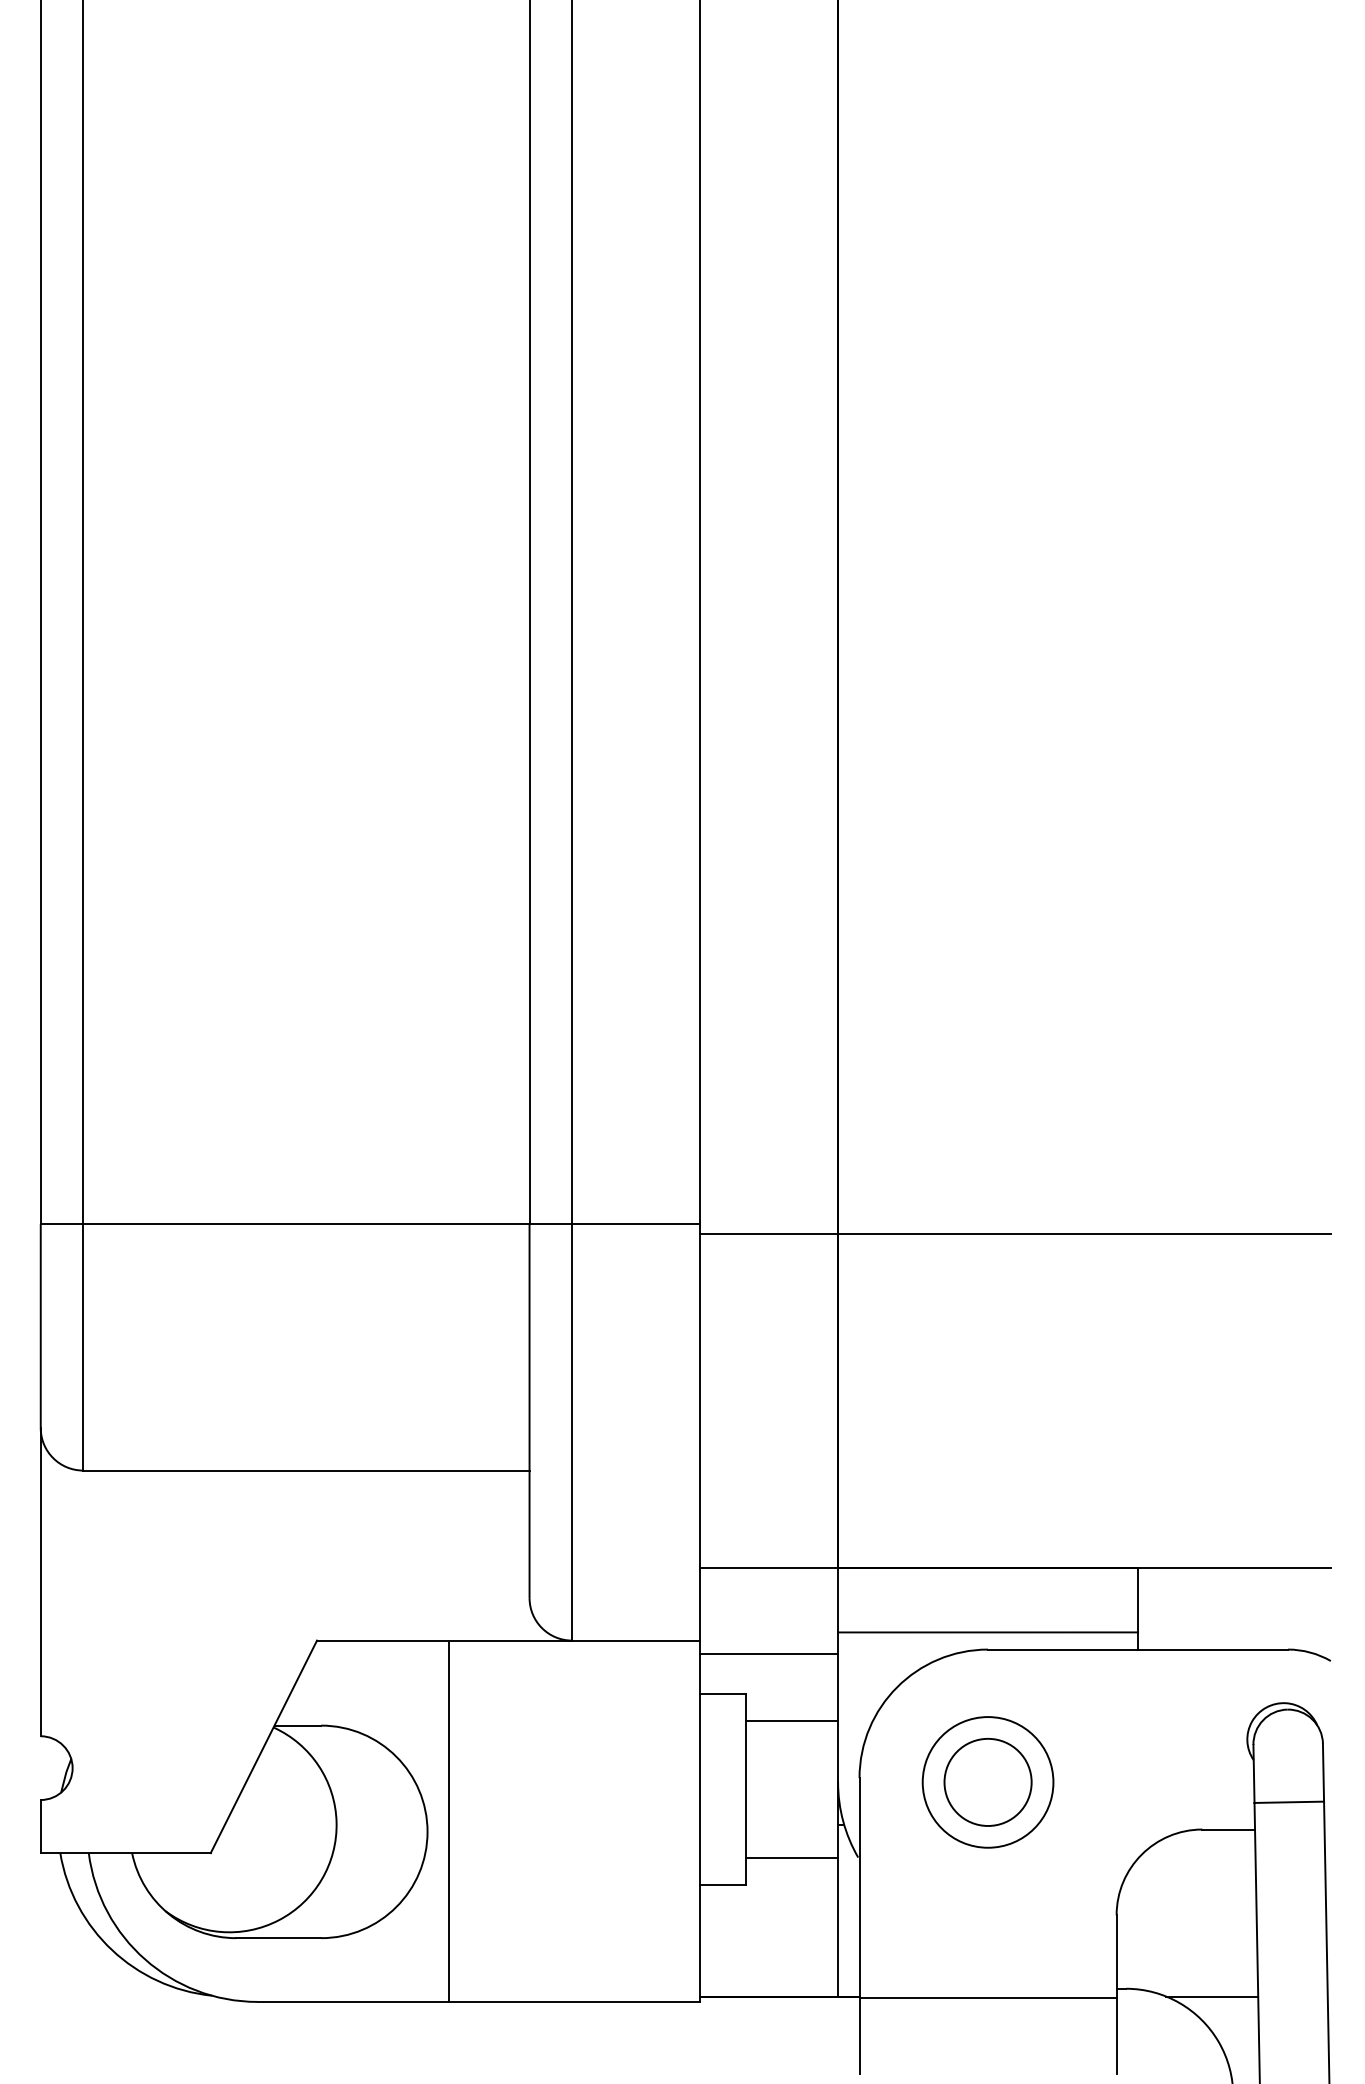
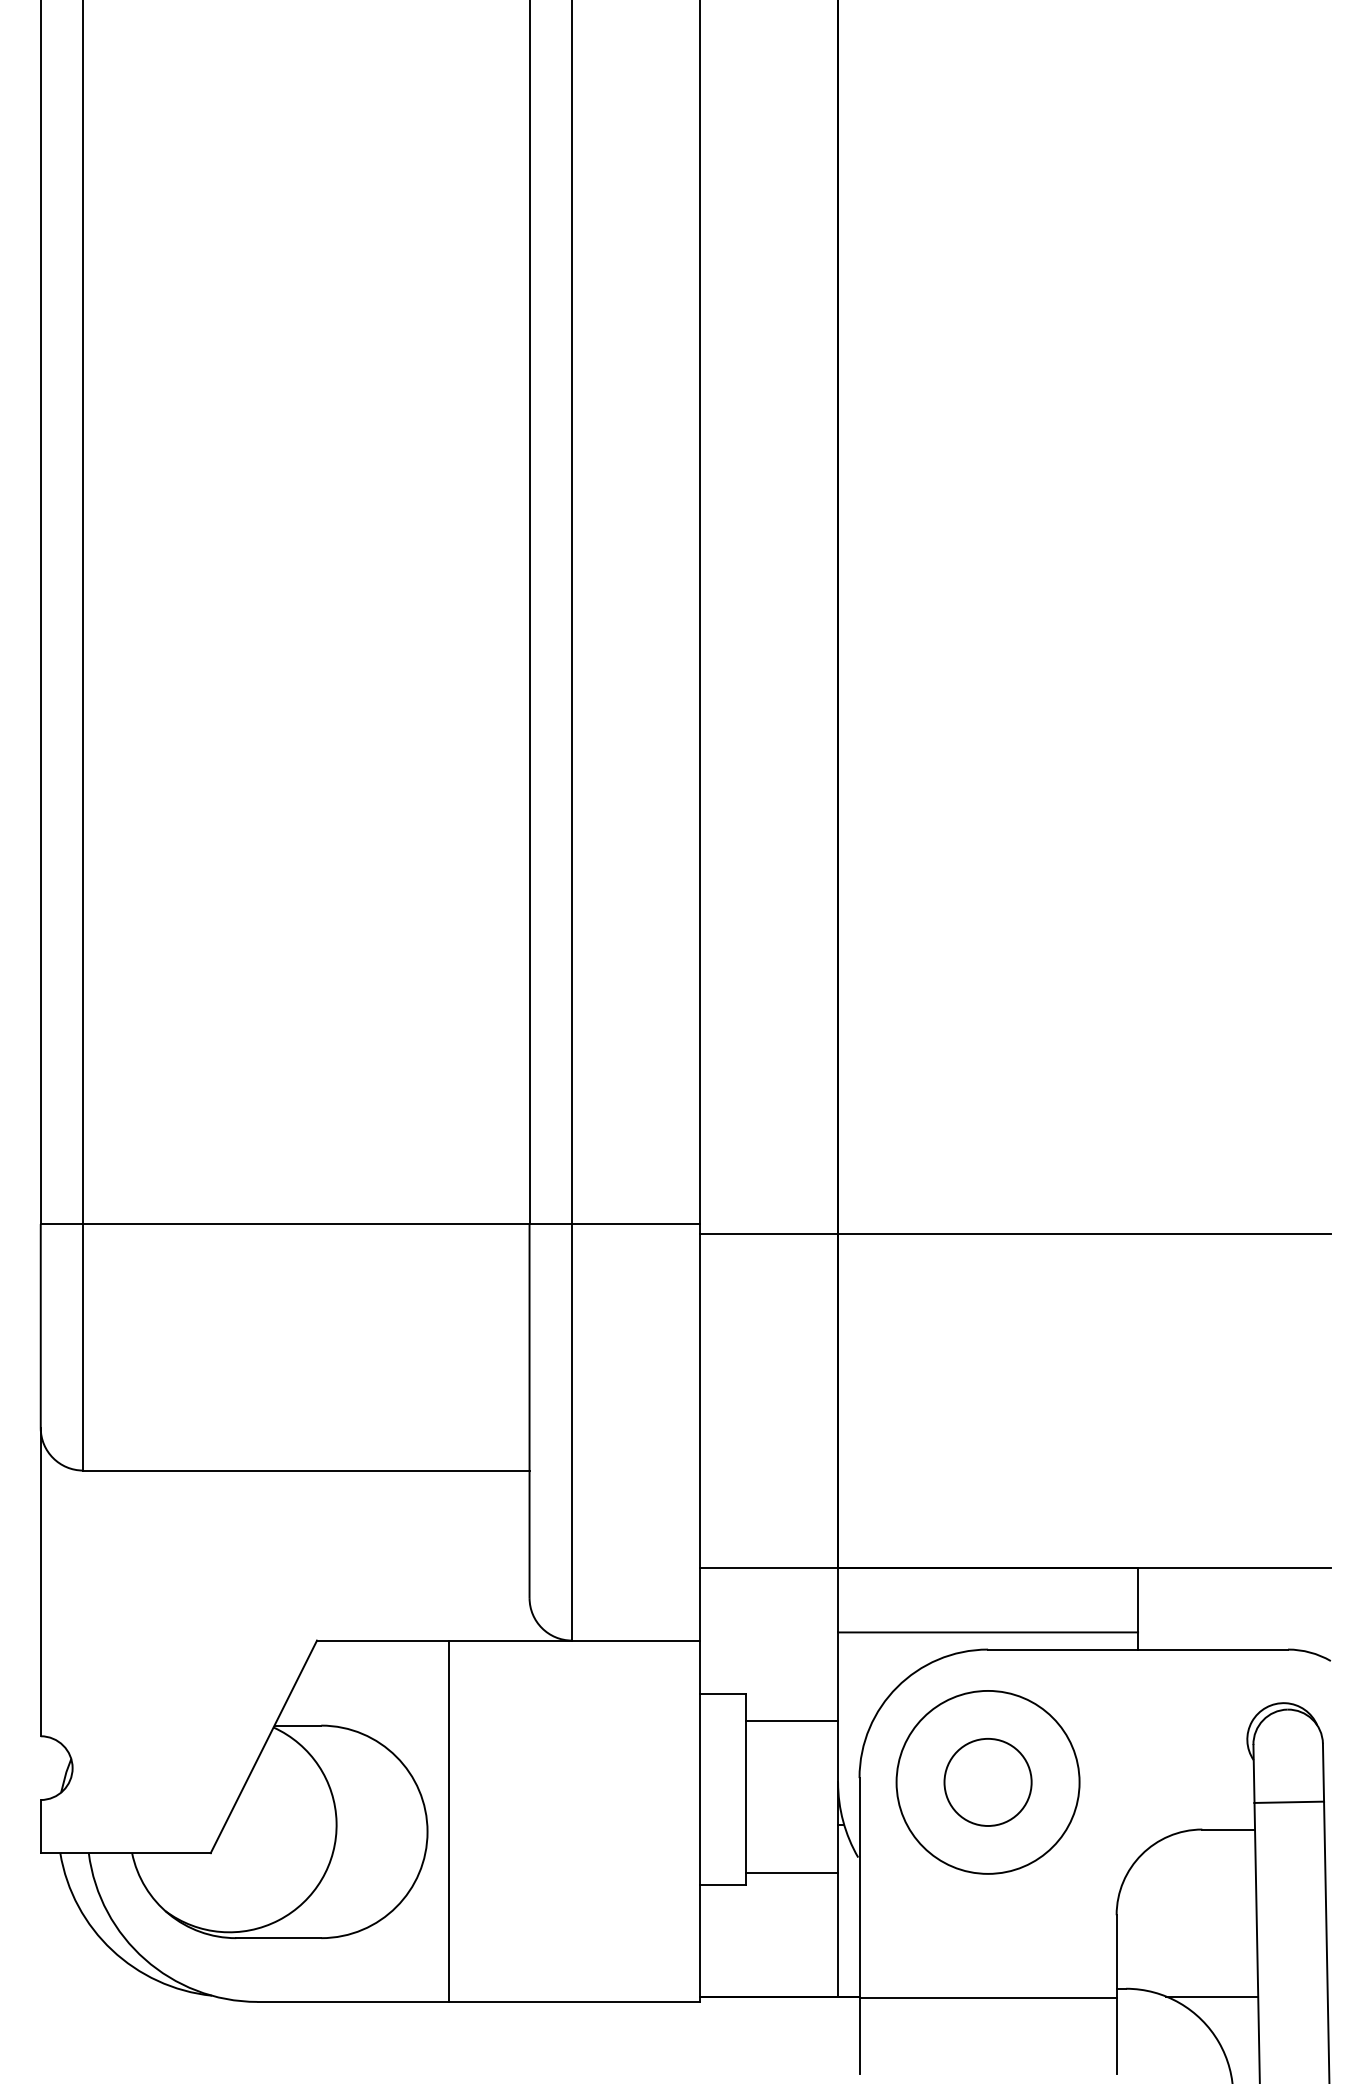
line: present -> none (768, 1653)
circle diameter: 131 px -> 183 px (987, 1781)
line position: (792, 1857) -> (792, 1872) (792, 1872)
